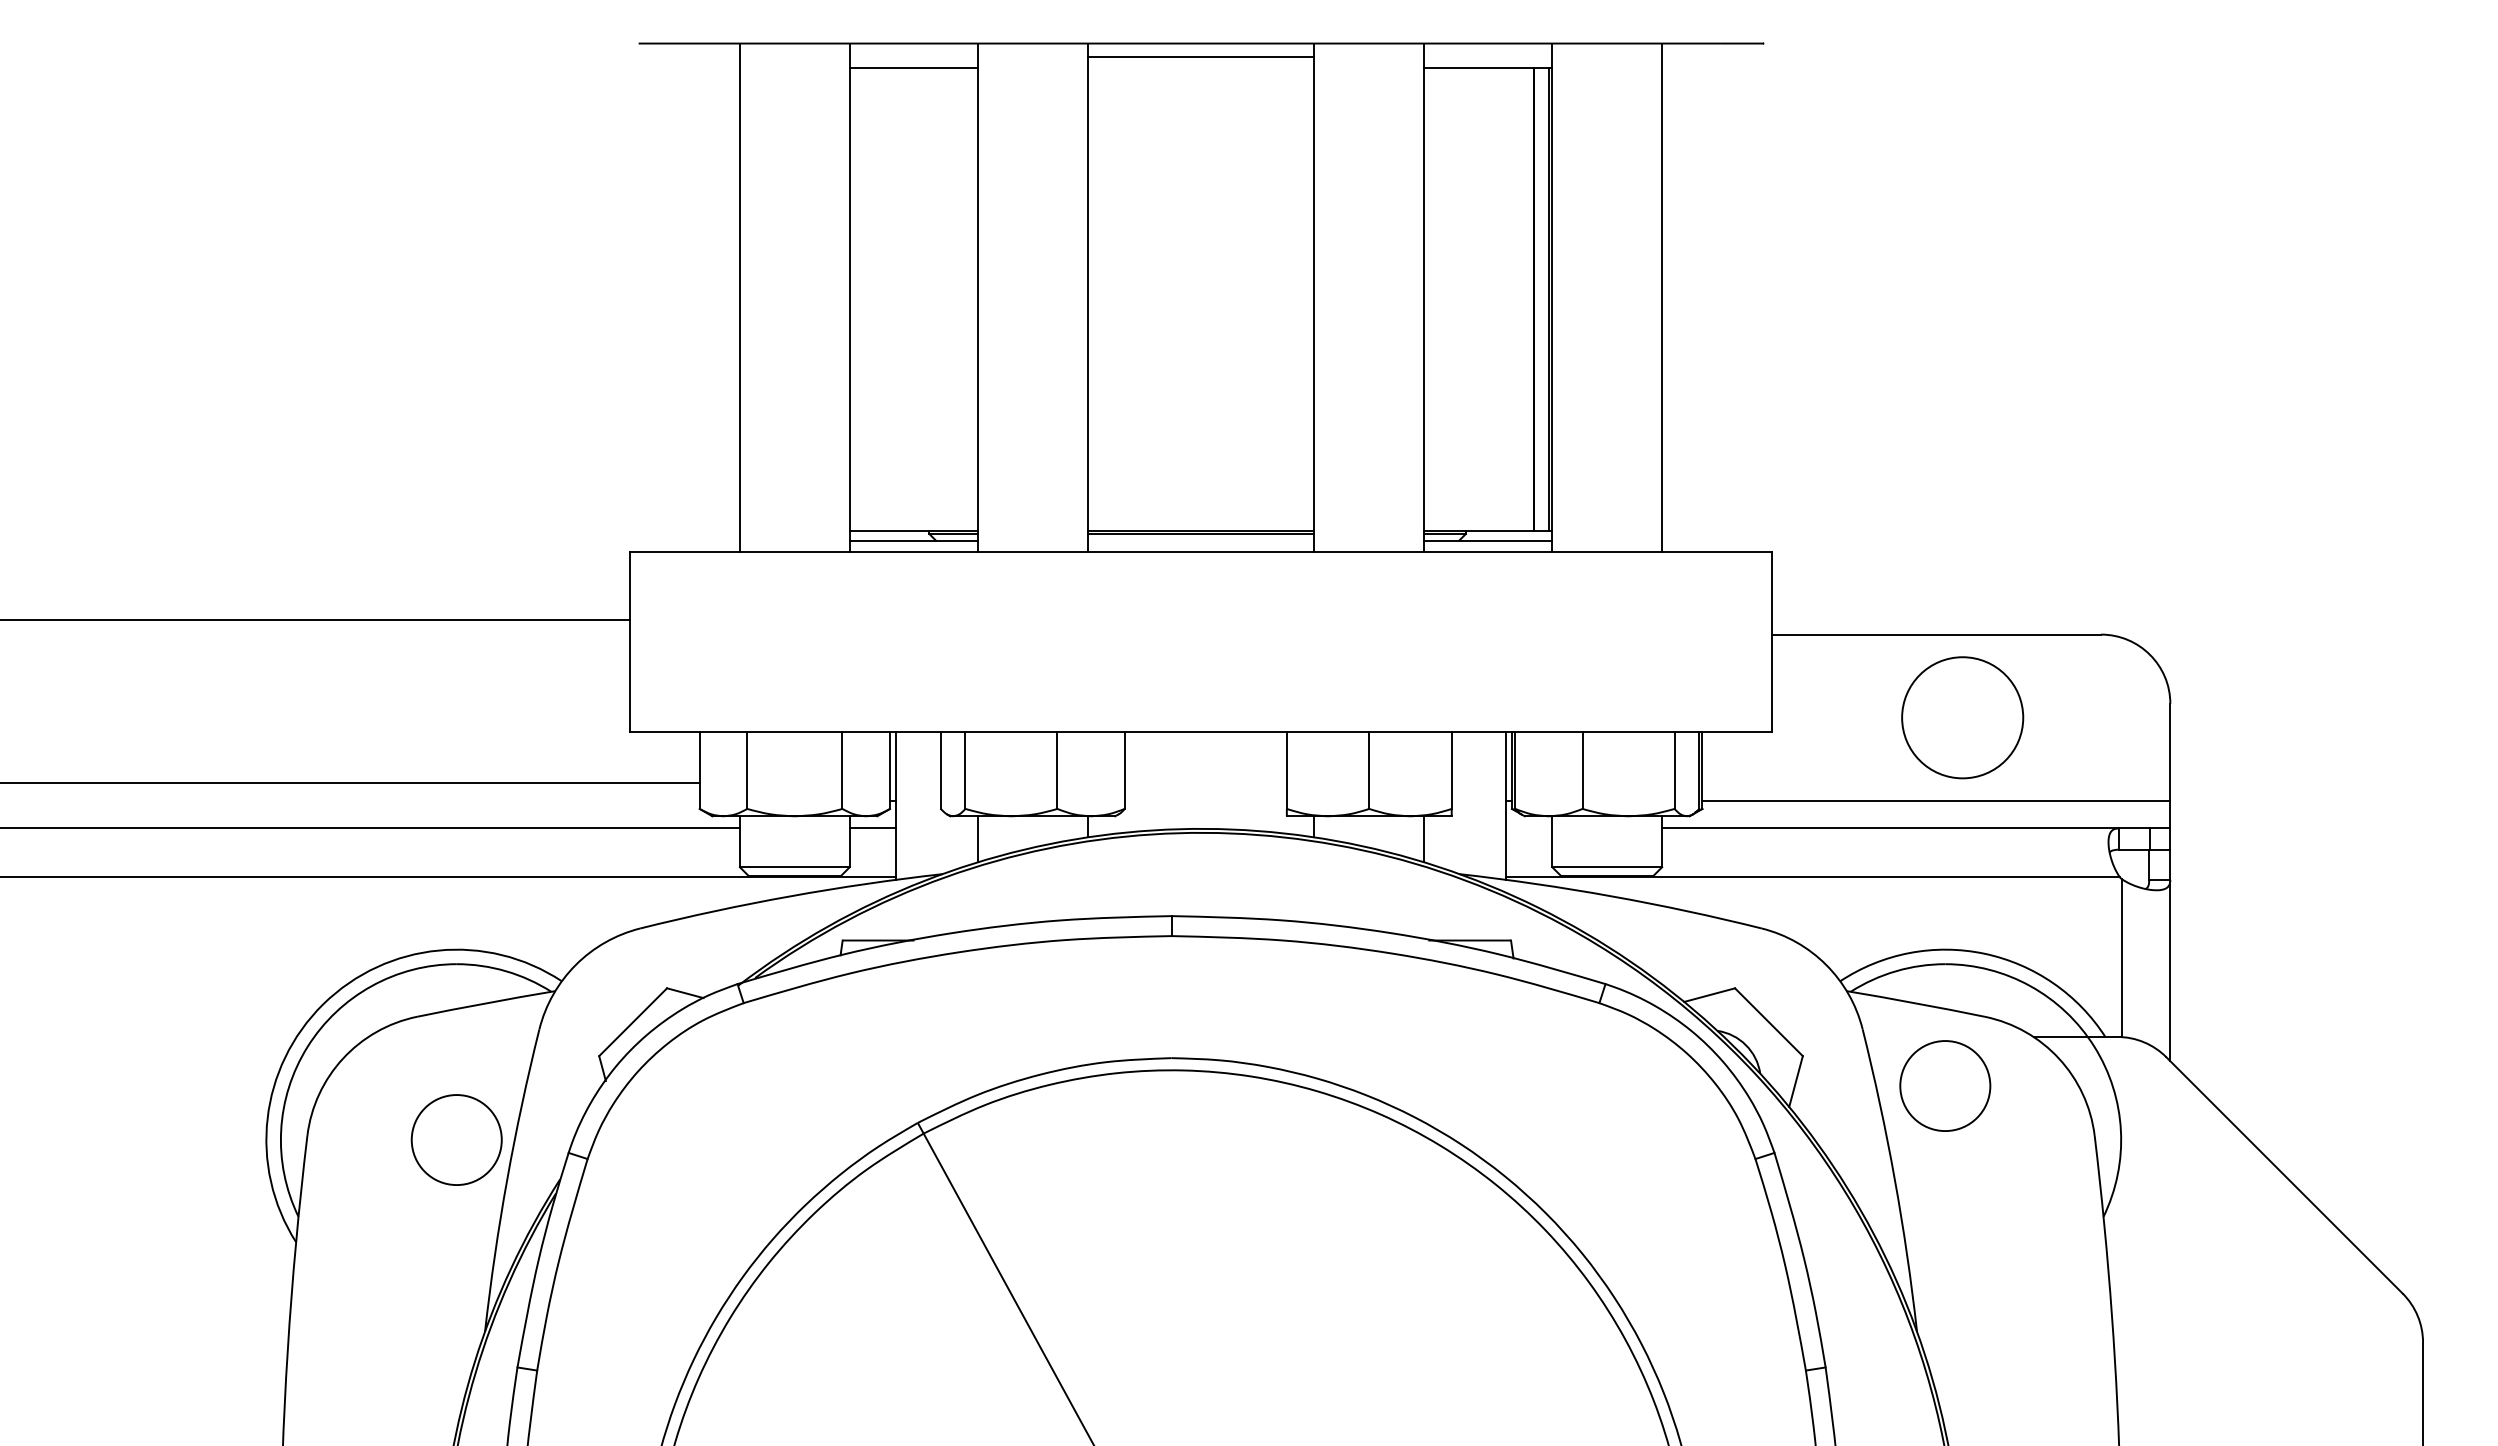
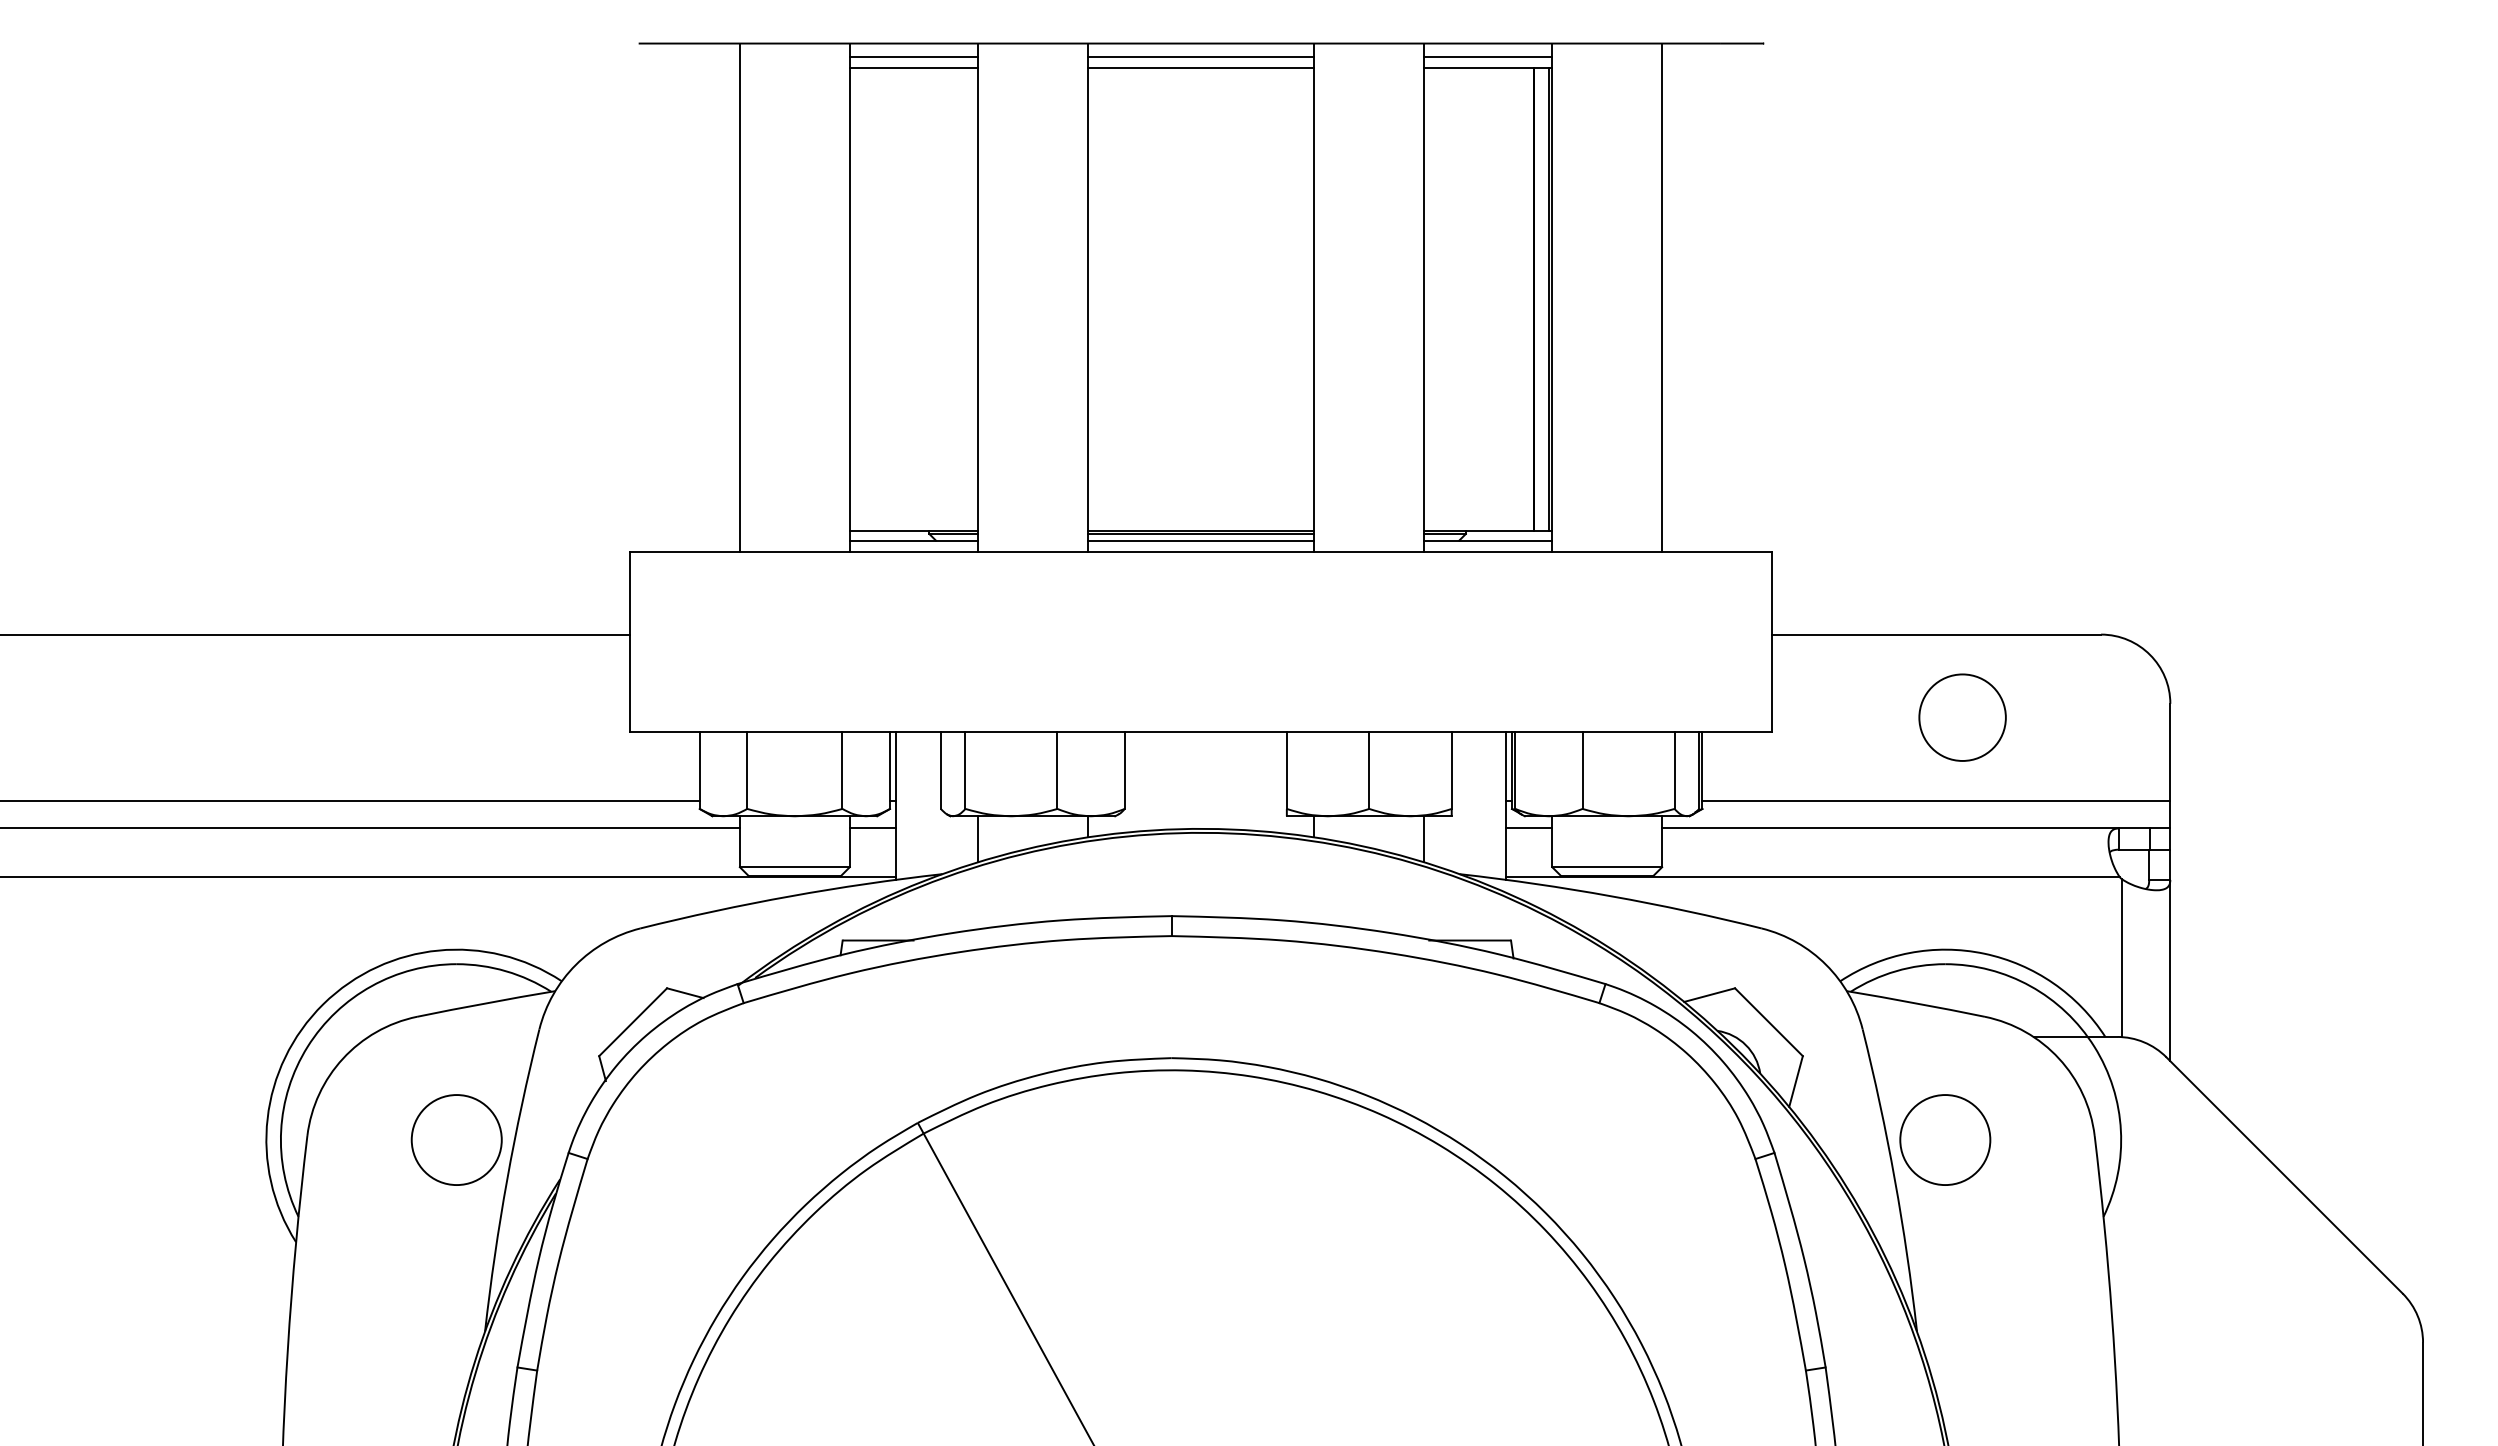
line: none -> present (913, 57)
line: none -> present (1488, 57)
line: none -> present (1200, 68)
line: none -> present (1200, 540)
line position: (315, 619) -> (315, 634) (315, 634)
circle size: 124x124 px -> 89x89 px (1962, 717)
line position: (350, 782) -> (350, 800) (350, 800)
line: none -> present (1528, 828)
circle position: (1945, 1085) -> (1945, 1139) (1945, 1139)
